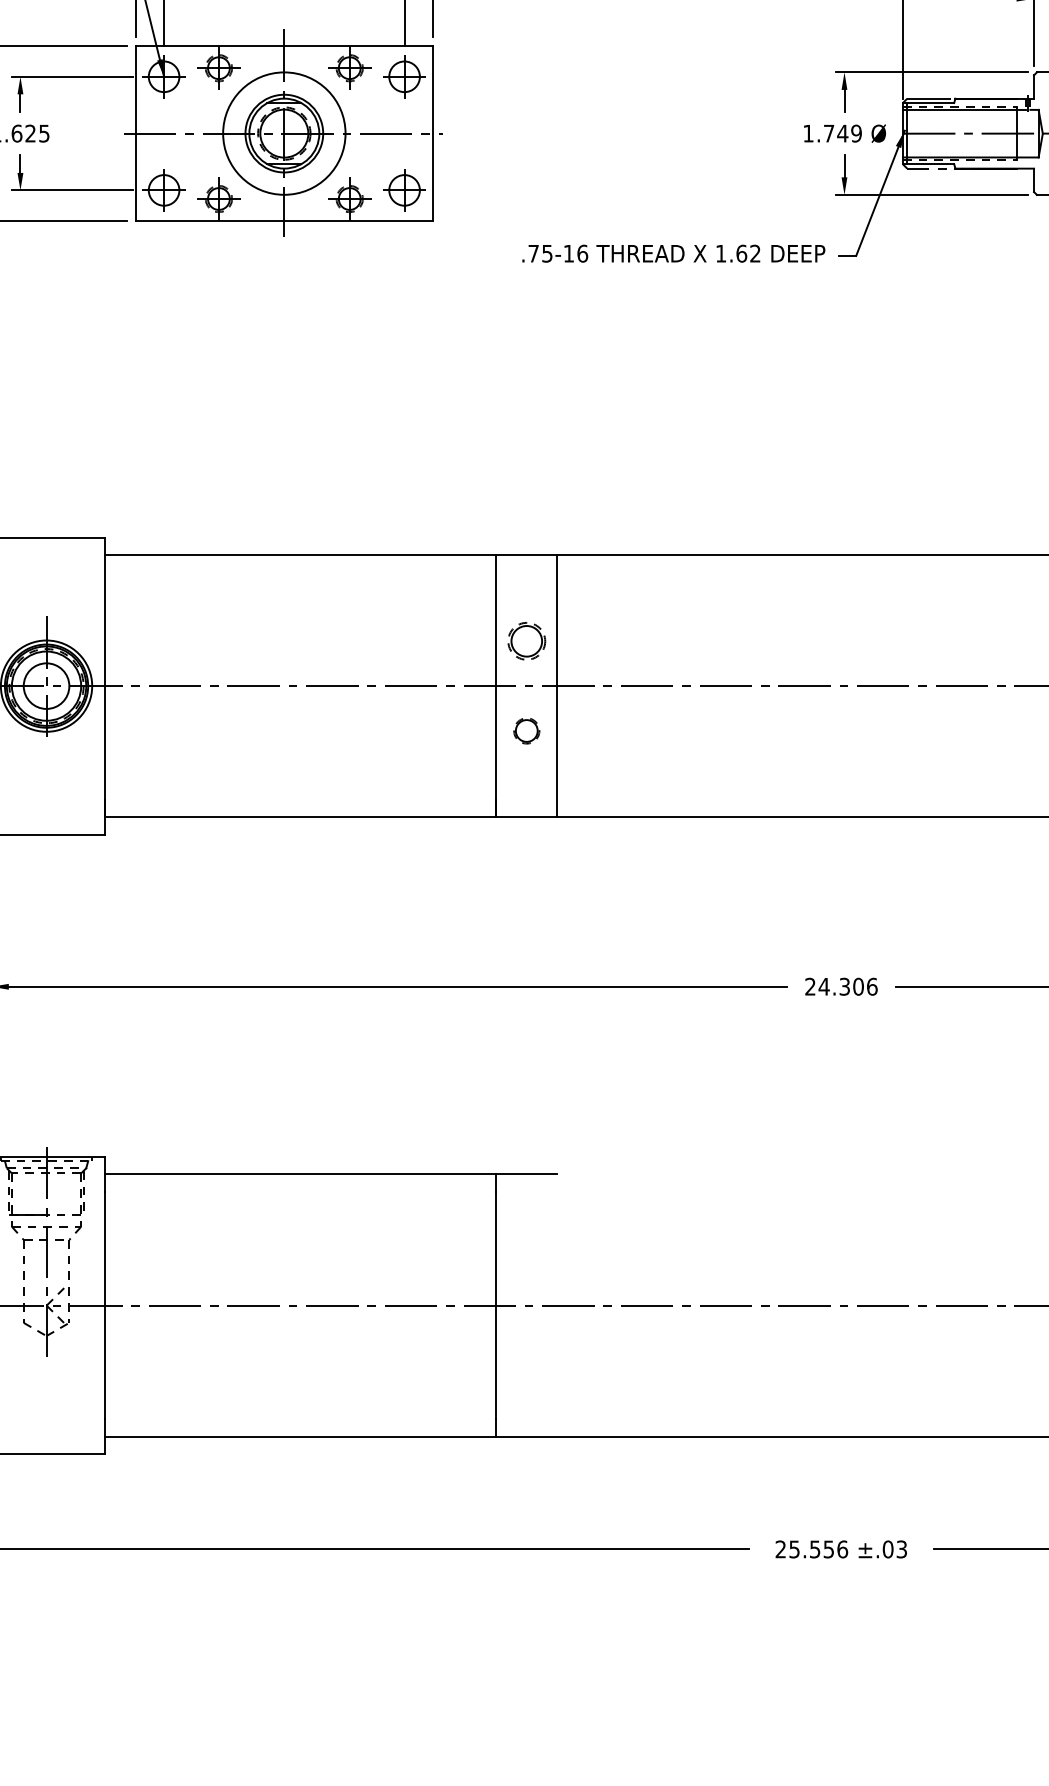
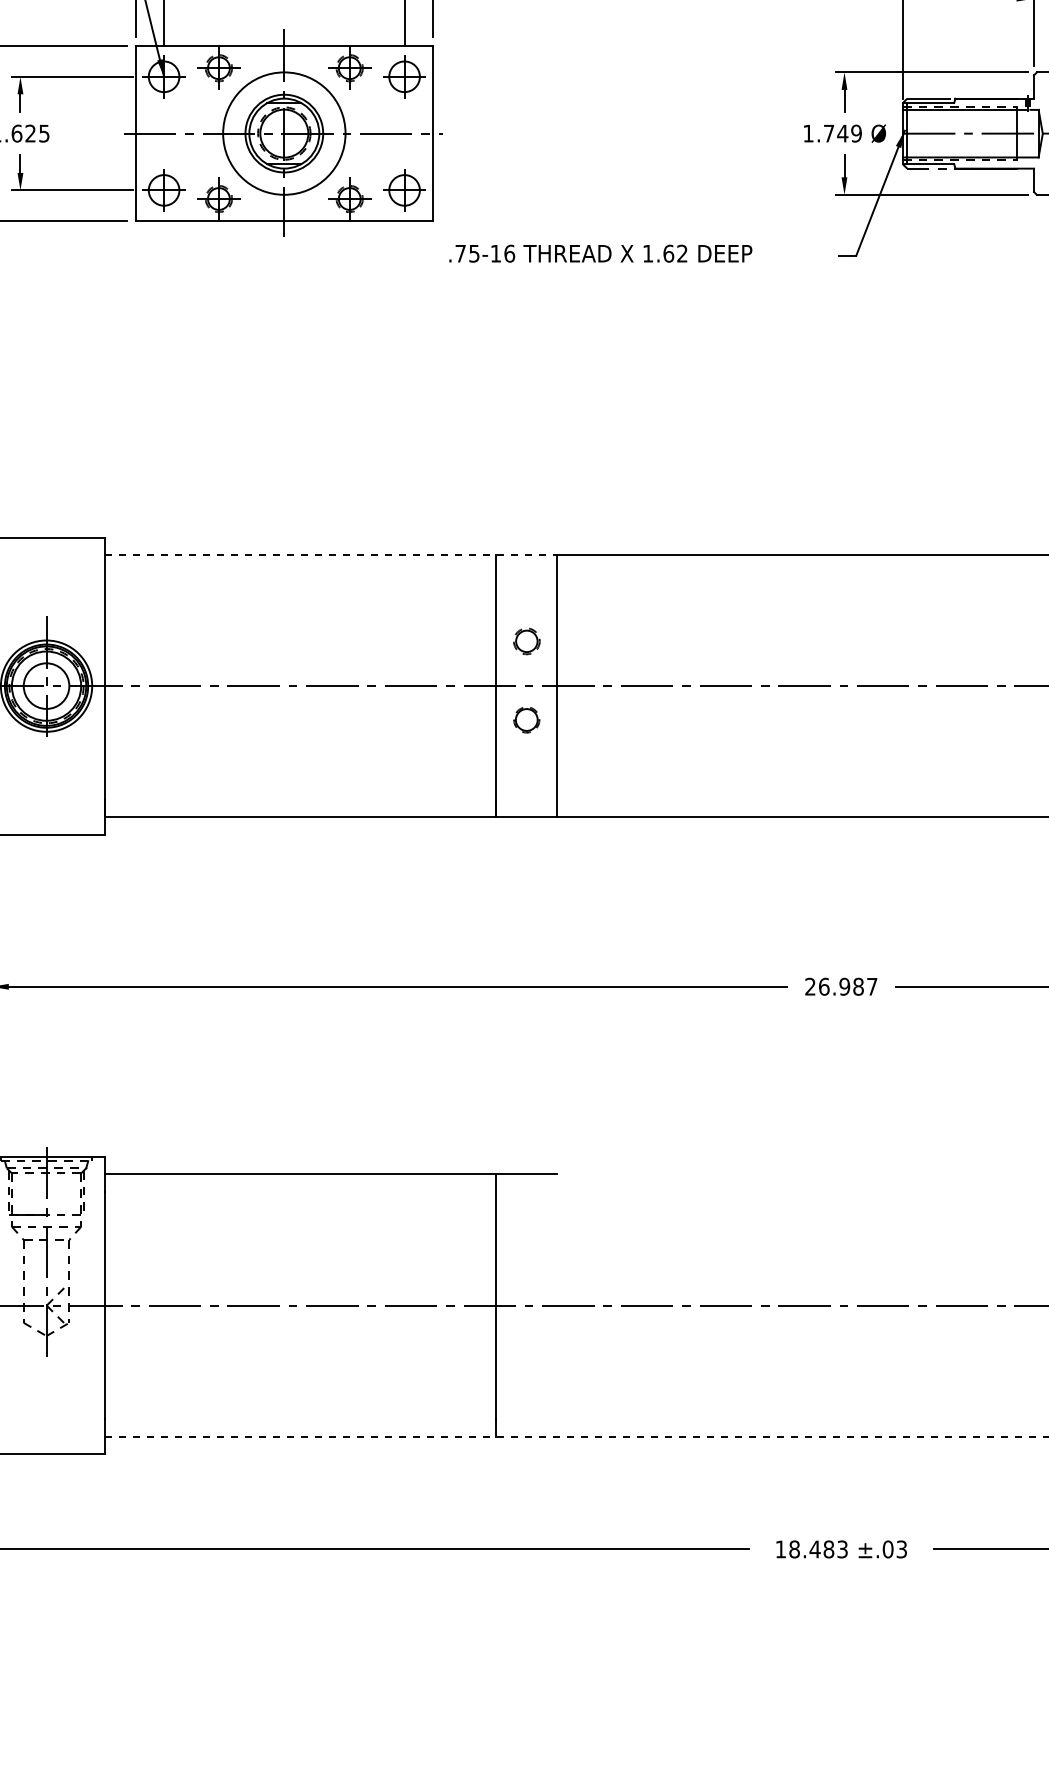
text position: (673, 253) -> (600, 253) (600, 253)
line: solid -> dashed (331, 555)
part size: 40x39 px -> 28x29 px (526, 641)
part position: (526, 731) -> (526, 720) (526, 720)
text: 24.306 -> 26.987 (847, 986)
line: solid -> dashed (576, 1436)
text: 25.556 -> 18.483 (811, 1549)
